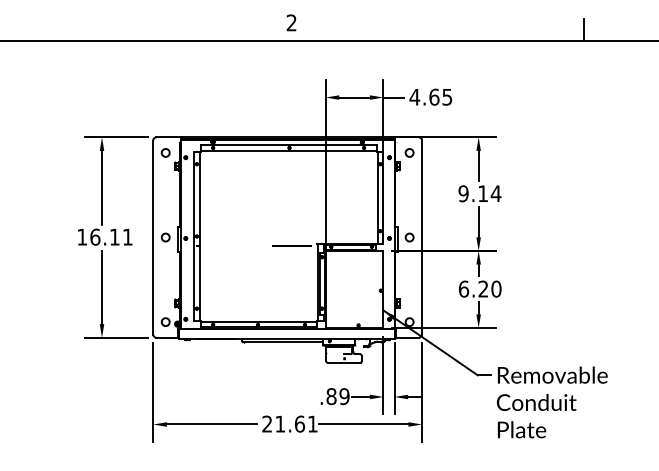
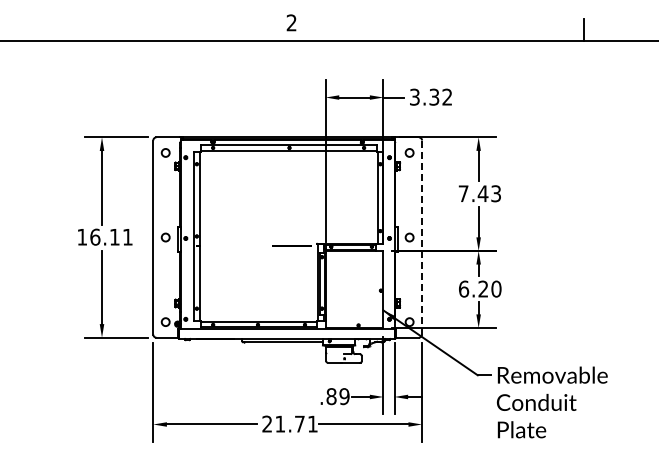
text: 4.65 -> 3.32 (430, 96)
text: 9.14 -> 7.43 (479, 193)
line: solid -> dashed (422, 237)
text: 21.61 -> 21.71 (299, 423)
